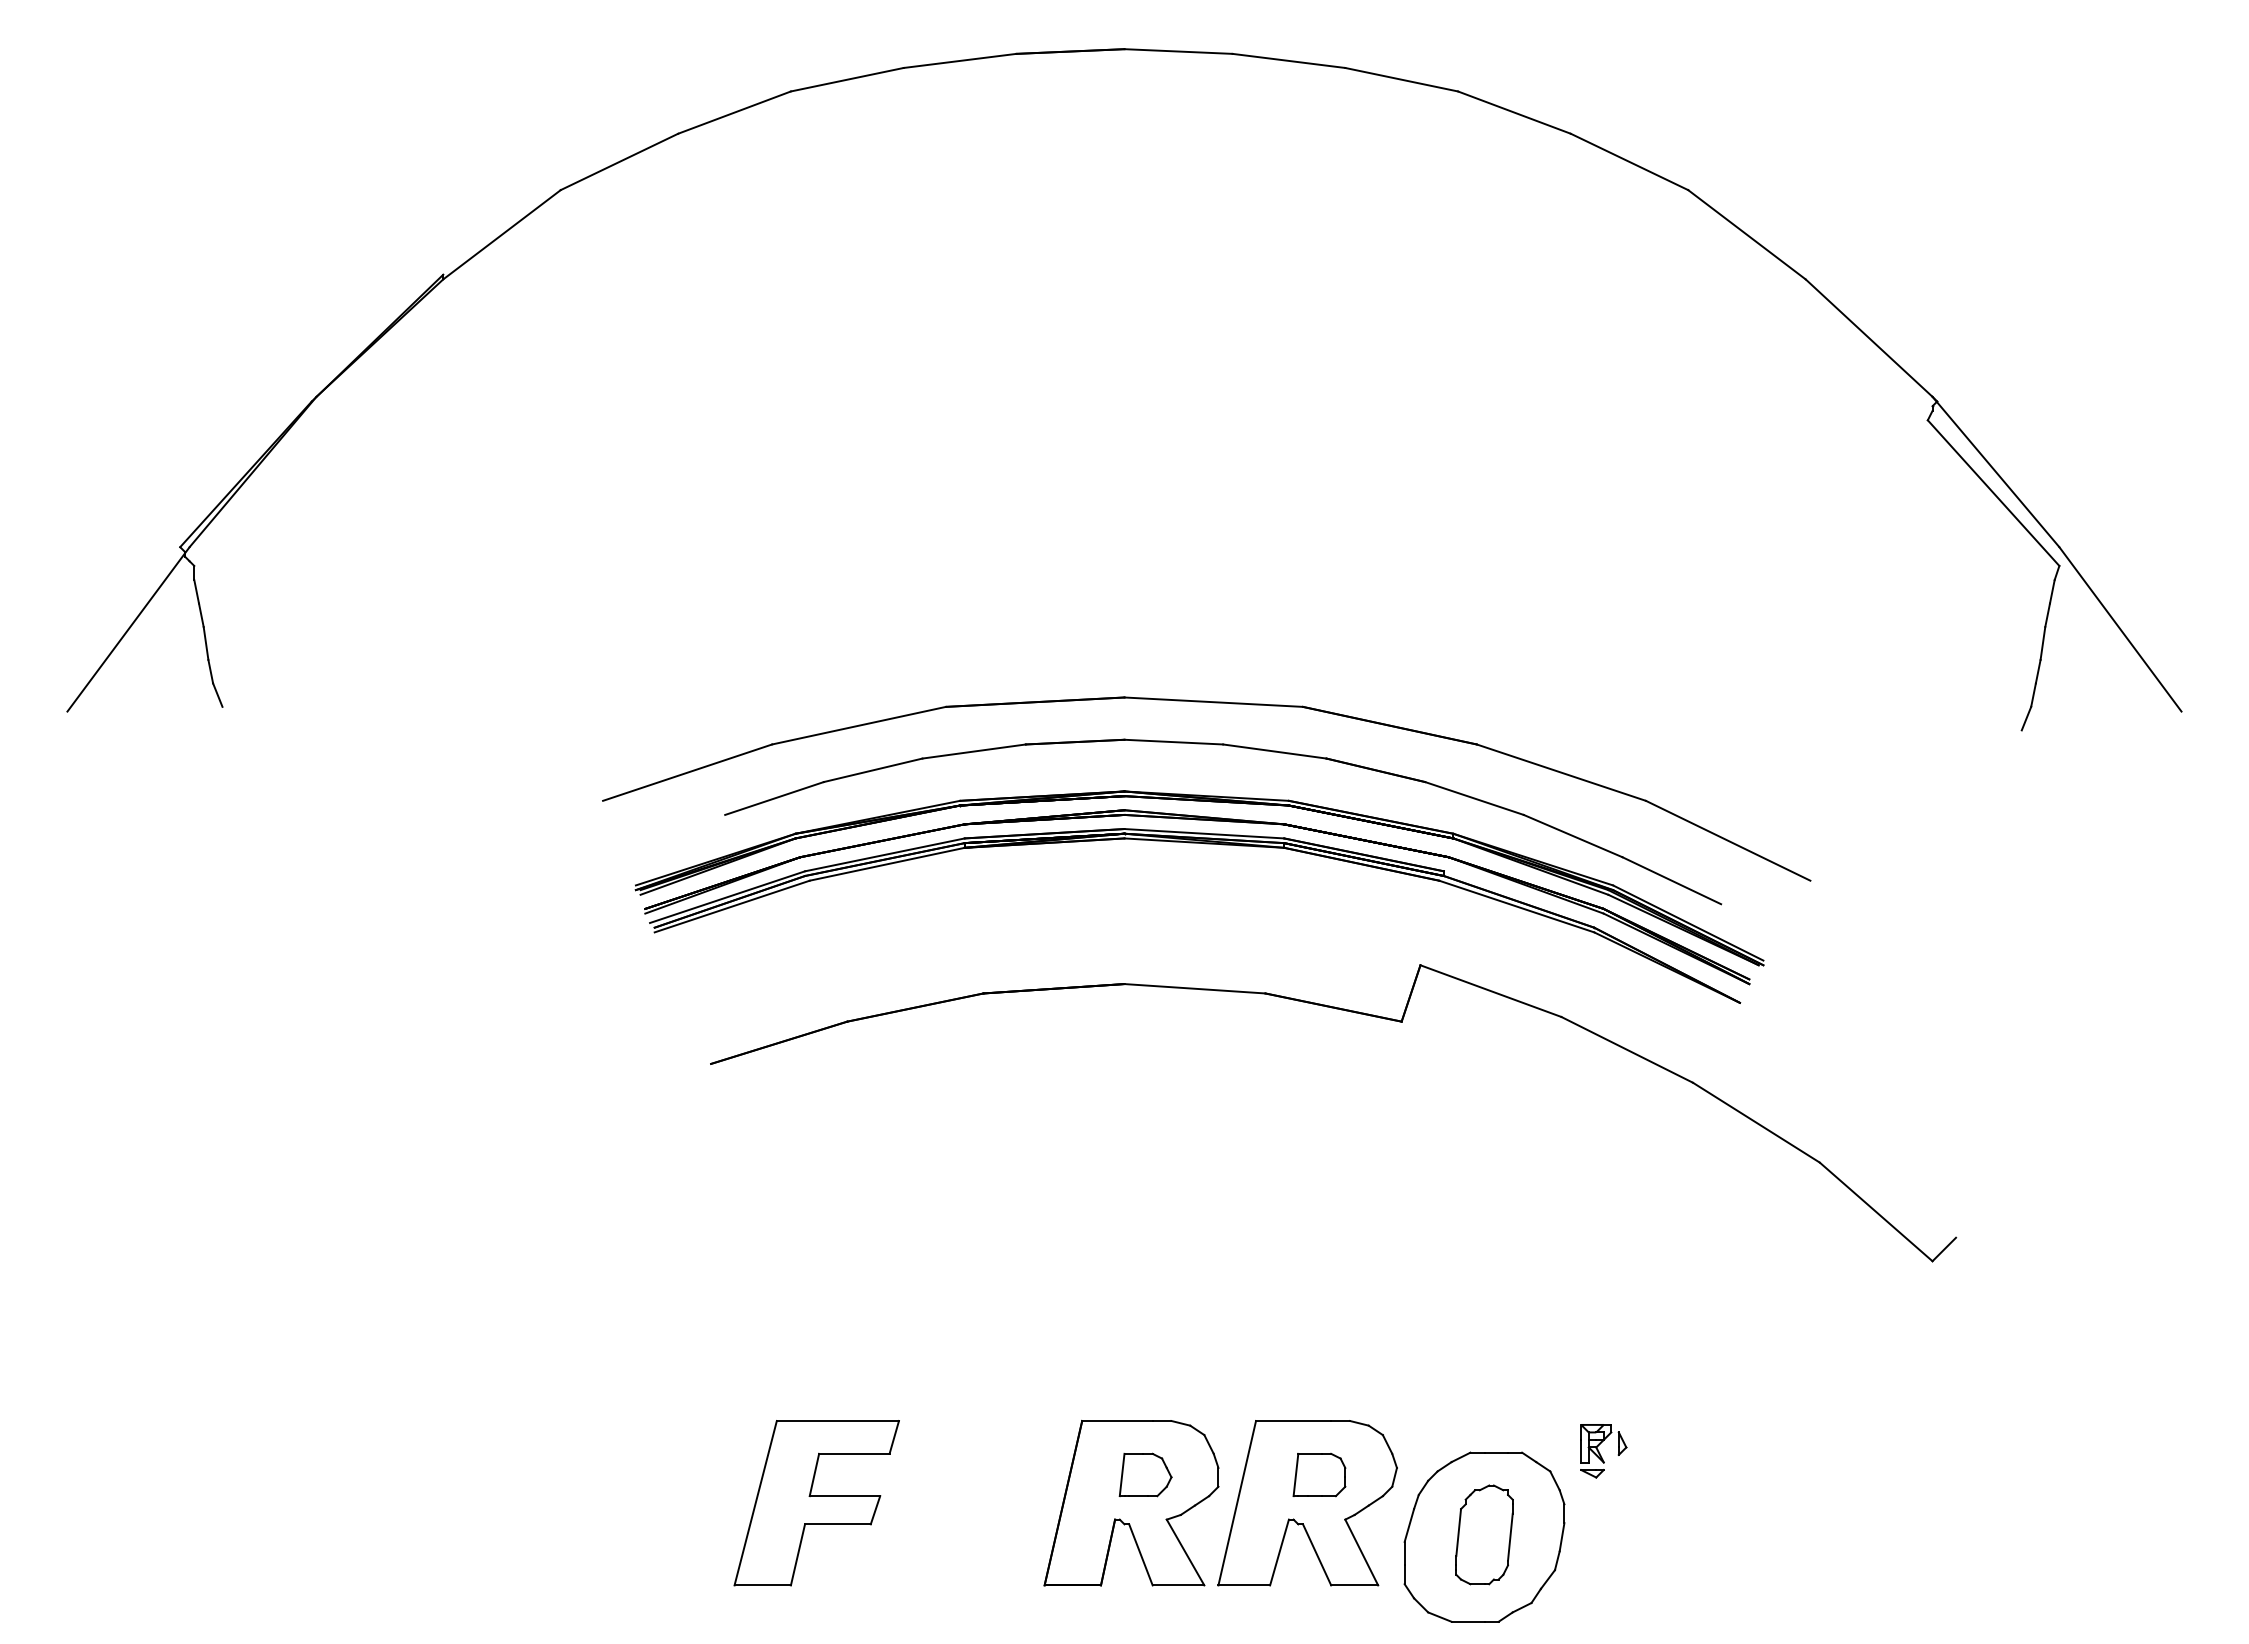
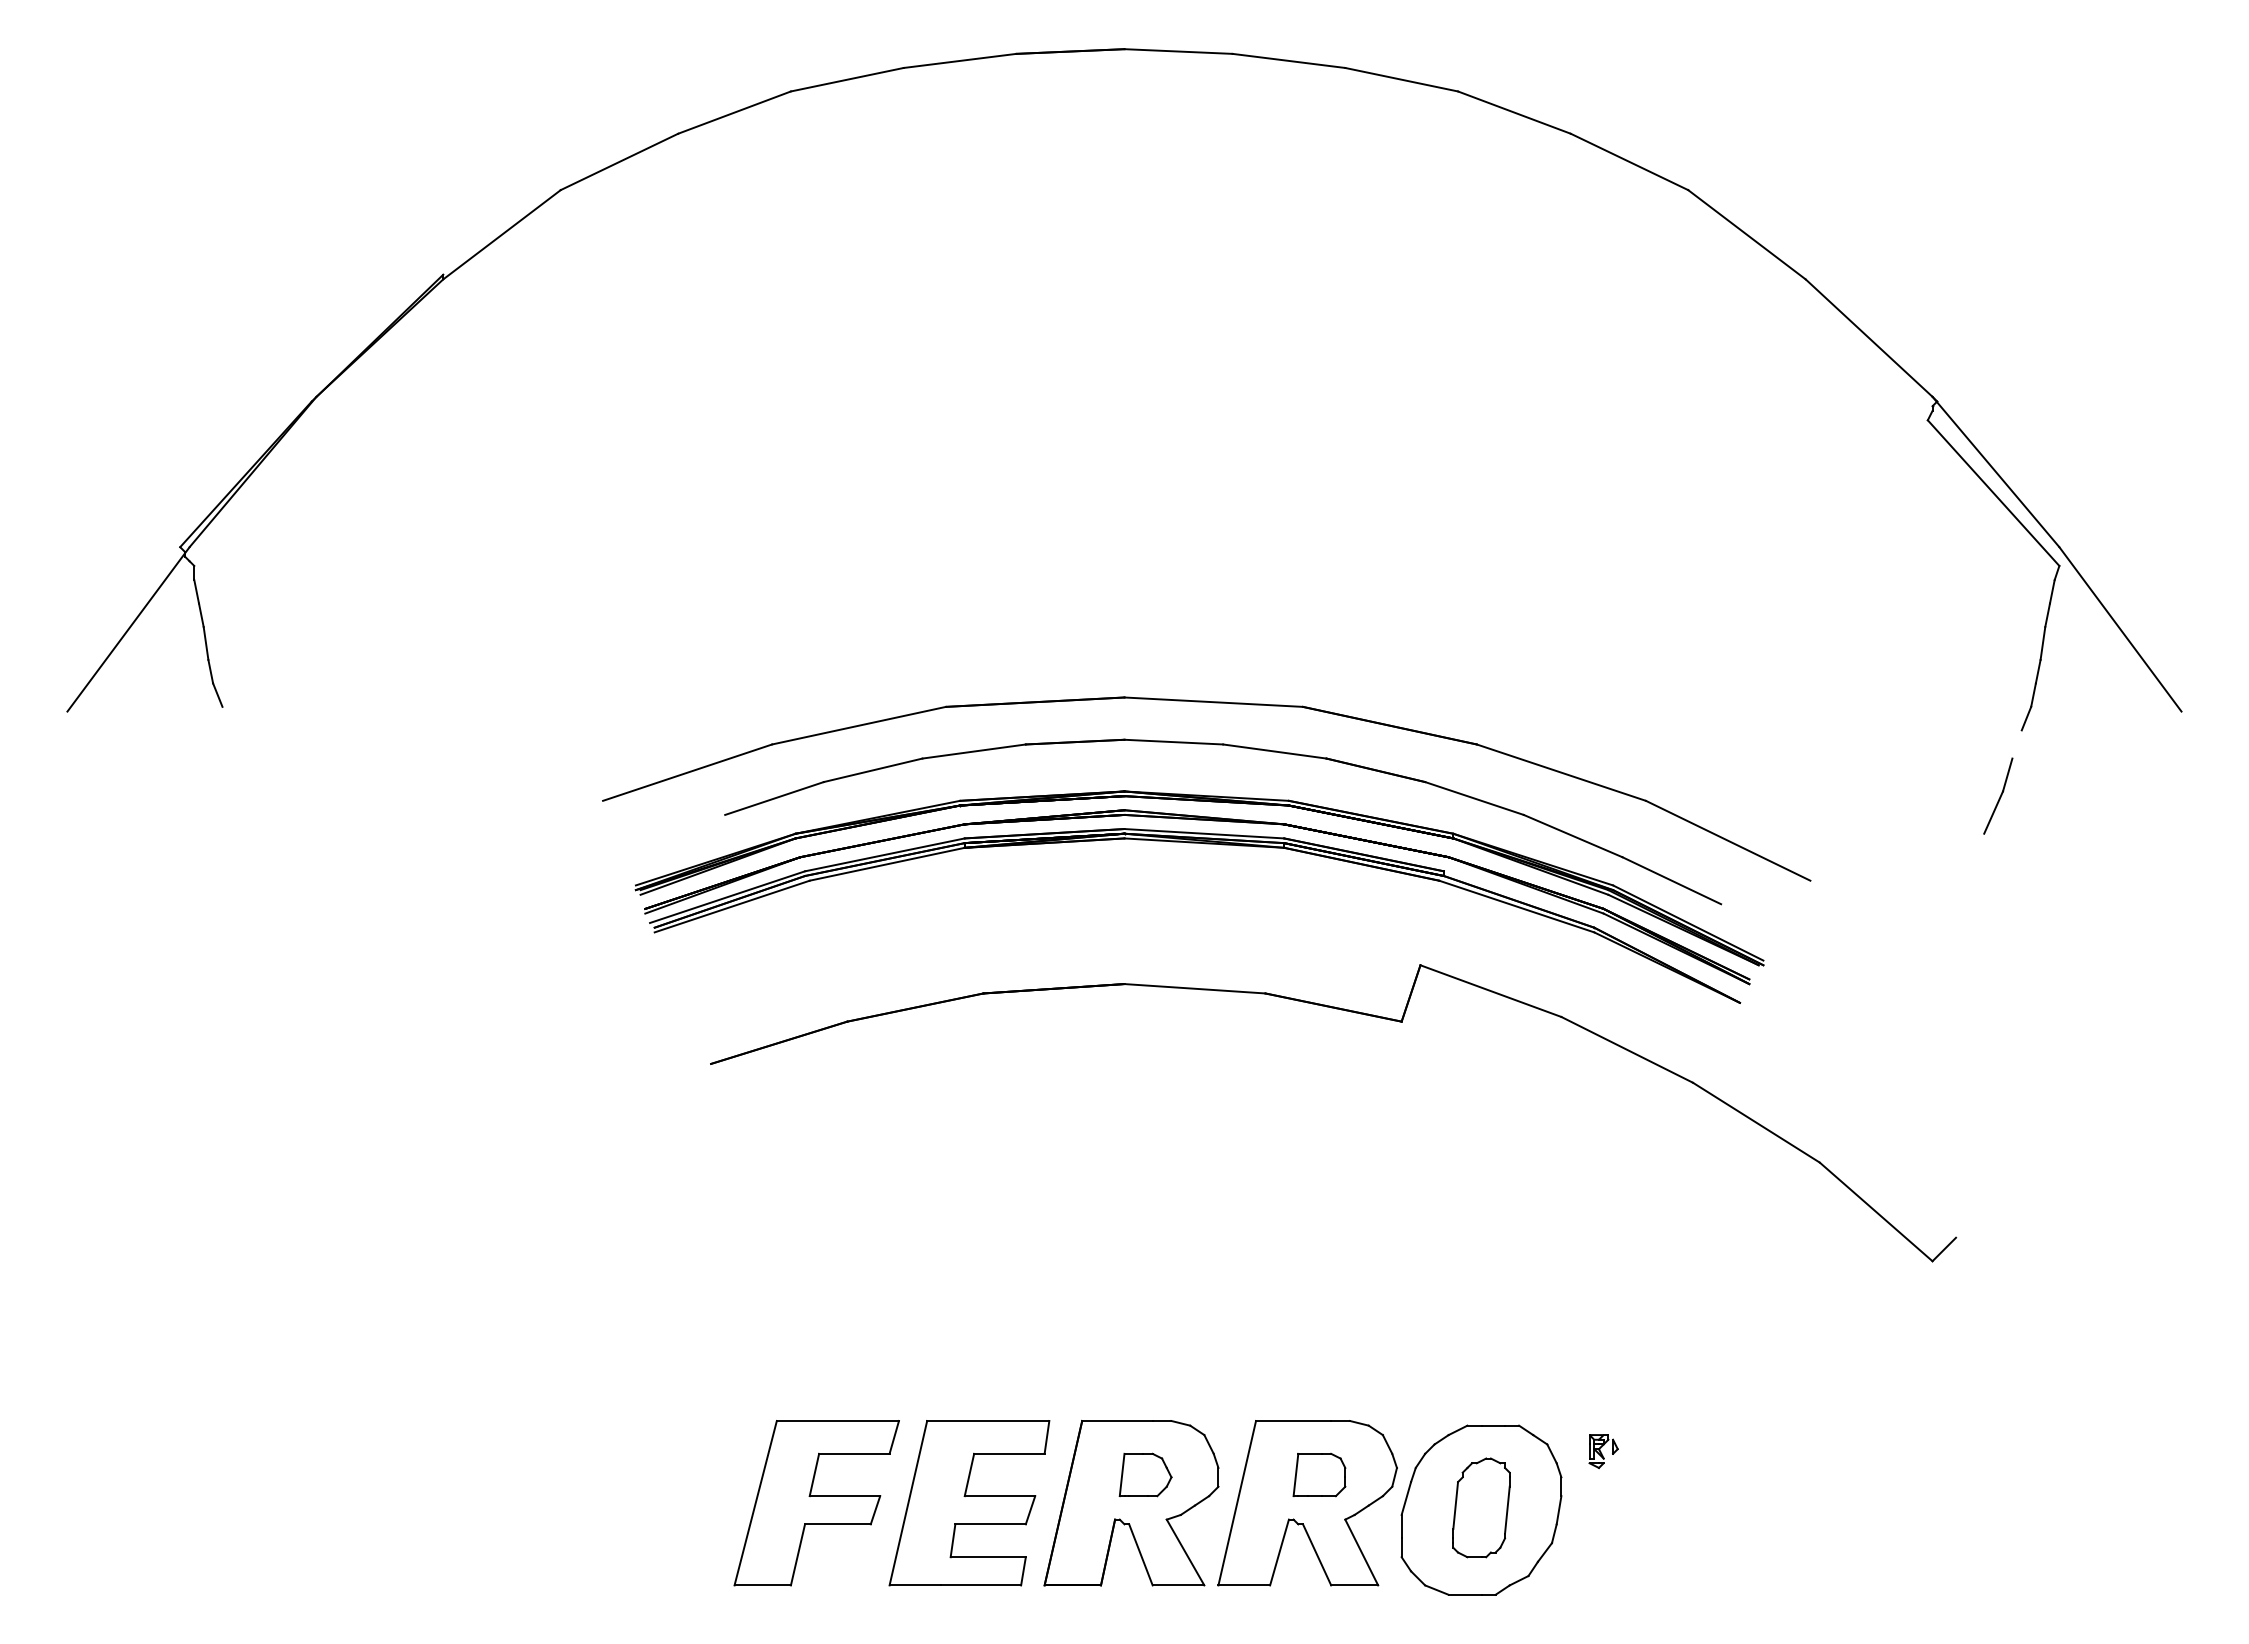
part: none -> present (1998, 795)
part size: 48x55 px -> 31x36 px (1603, 1451)
part: none -> present (969, 1503)
part position: (1484, 1536) -> (1481, 1509) (1481, 1509)
